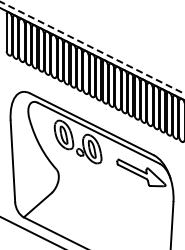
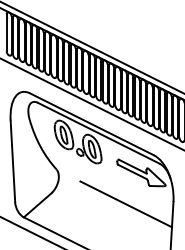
line: dashed -> solid (92, 47)
line: none -> present (91, 103)
line: none -> present (125, 204)
